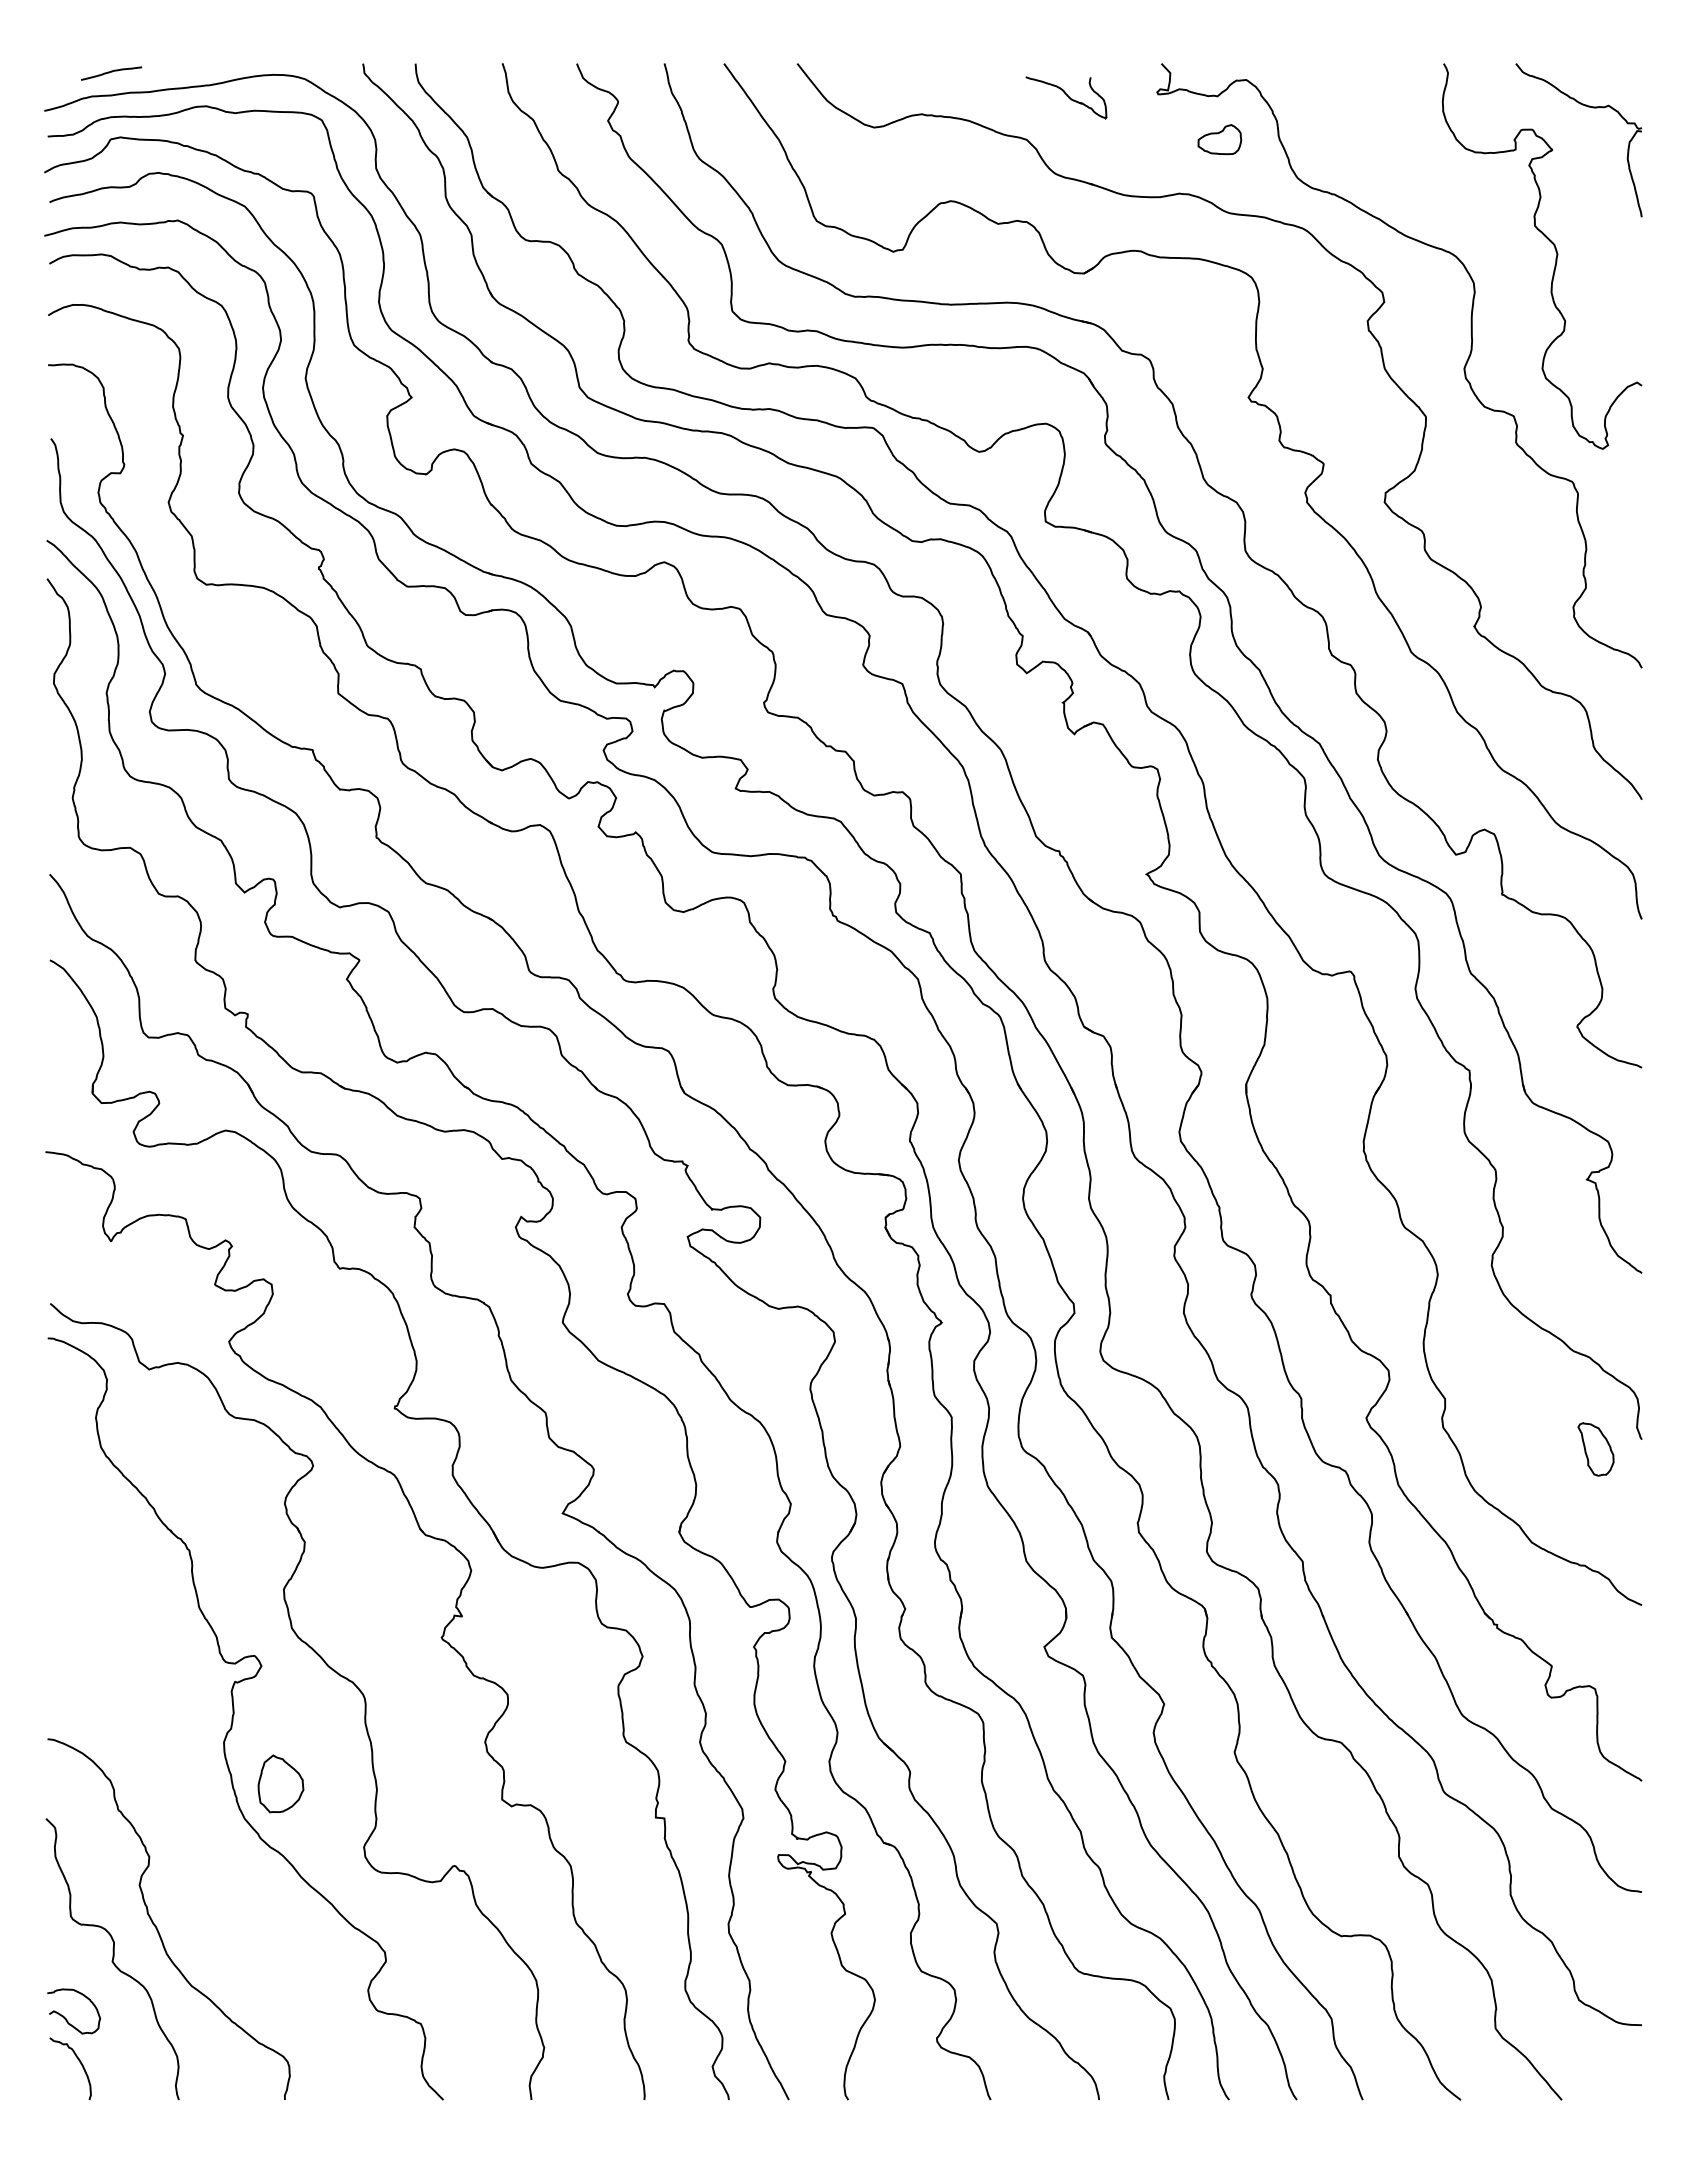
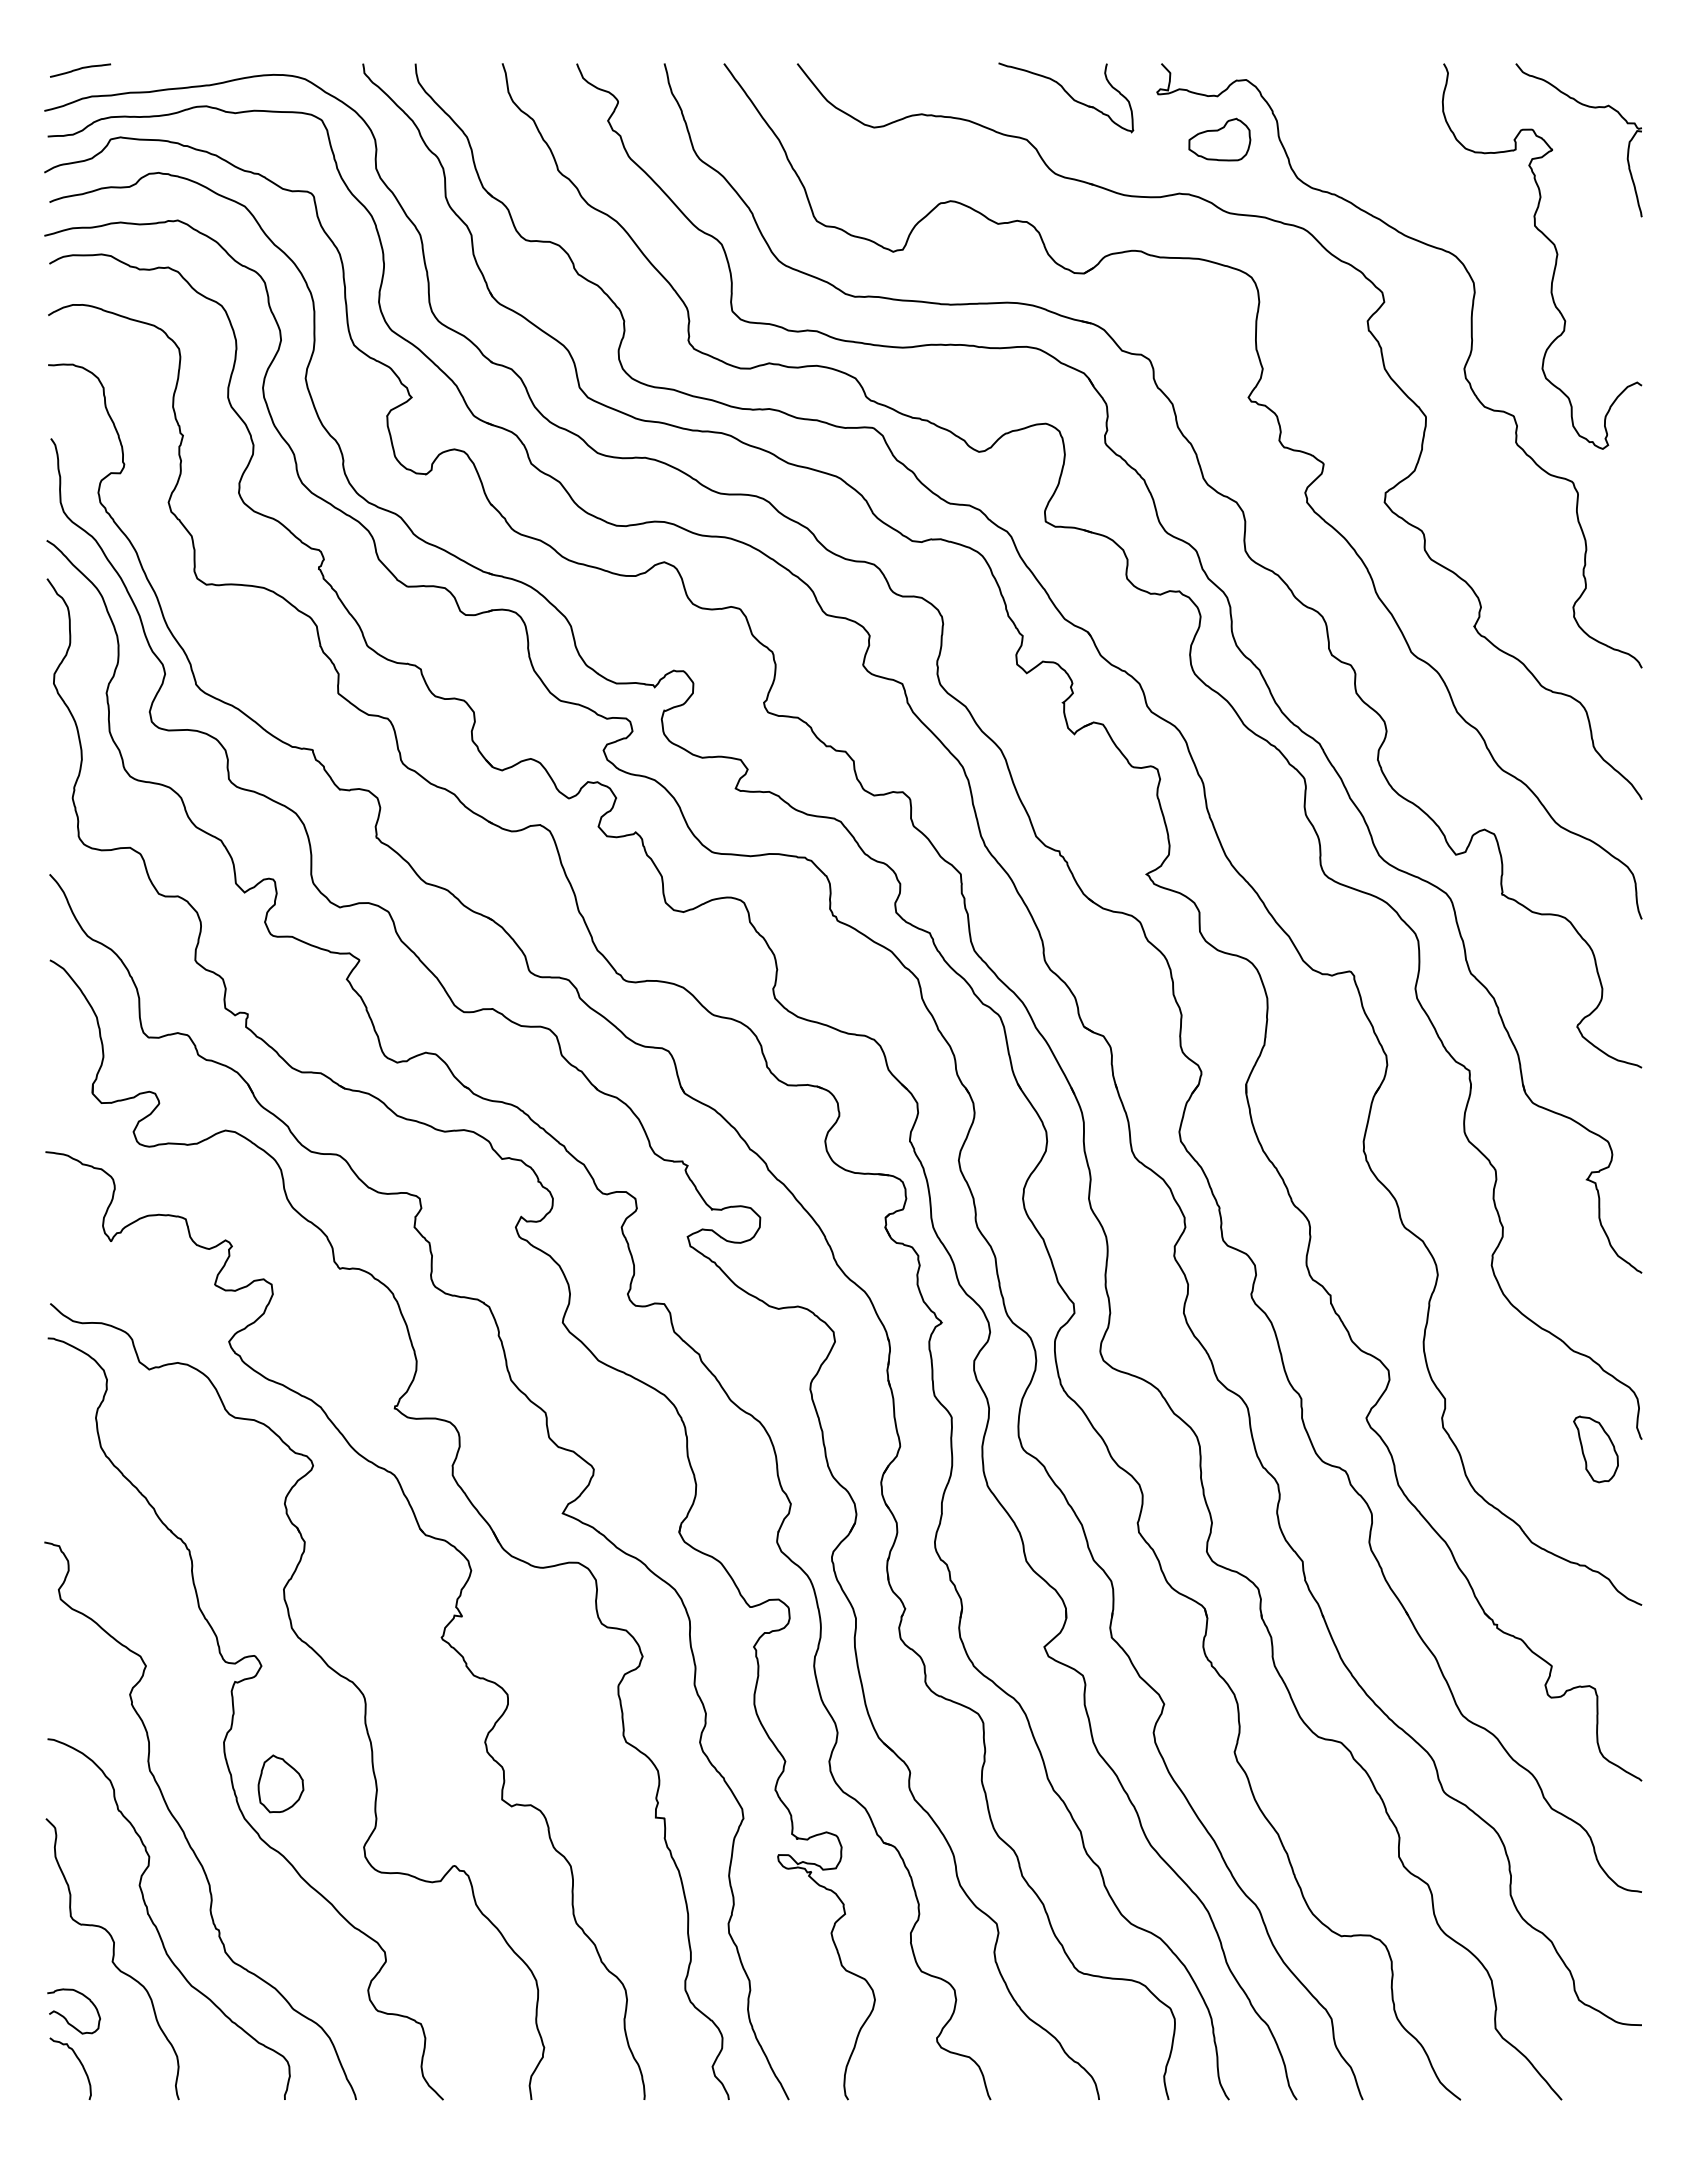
curve position: (111, 72) -> (80, 69) (80, 69)
part size: 83x44 px -> 137x72 px (1066, 97)
part size: 46x32 px -> 64x45 px (1219, 139)
part size: 38x55 px -> 46x69 px (1595, 1449)
curve: none -> present (183, 1829)
